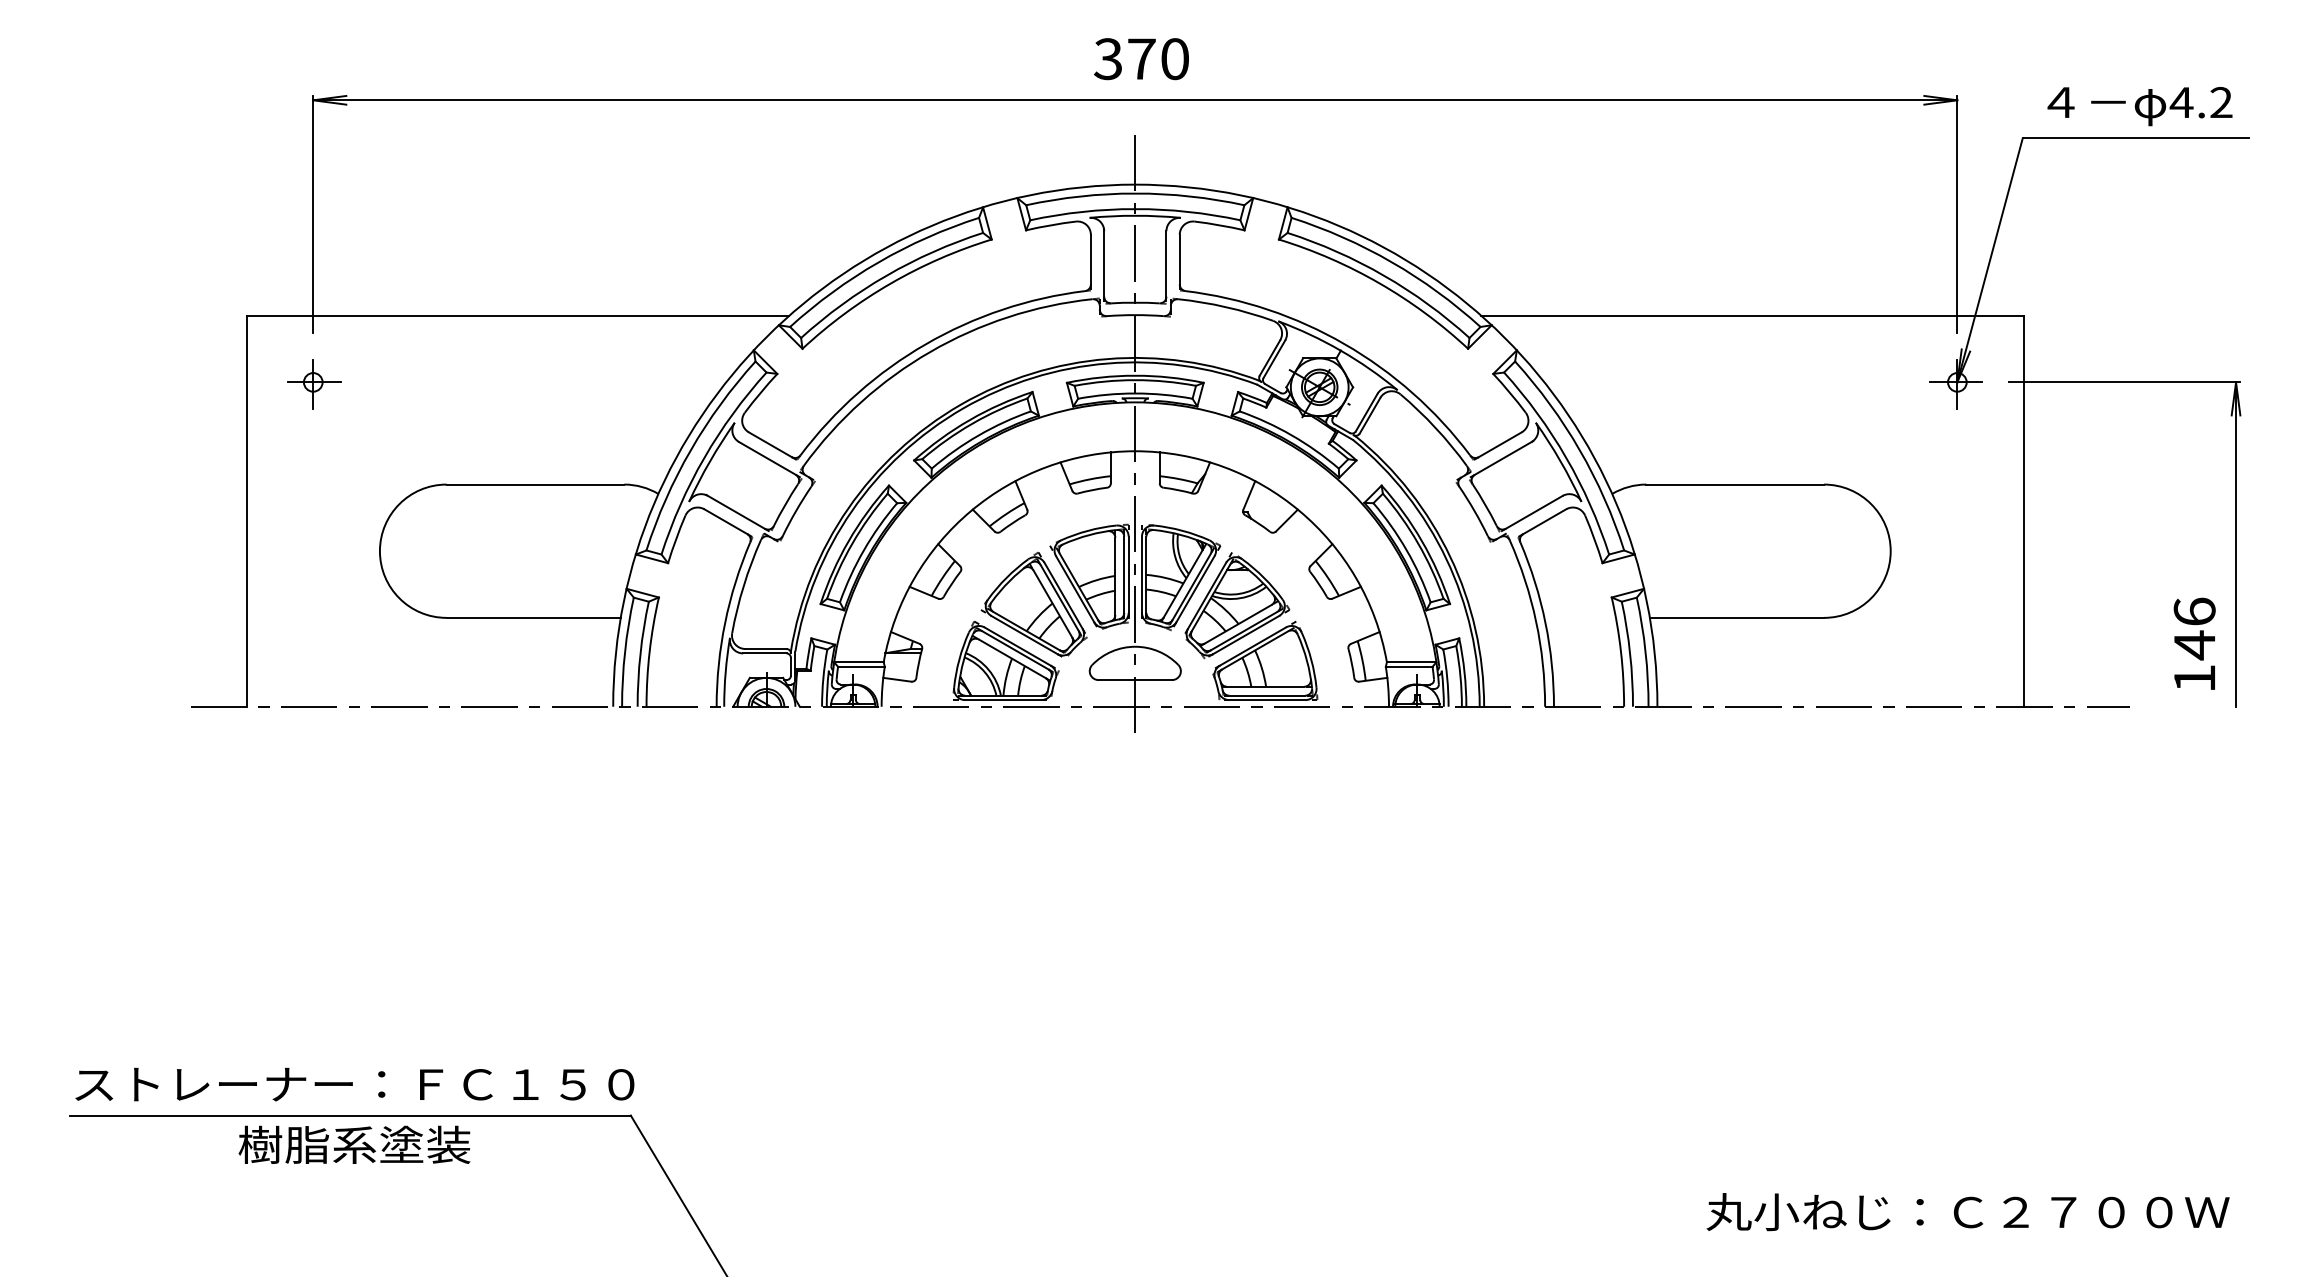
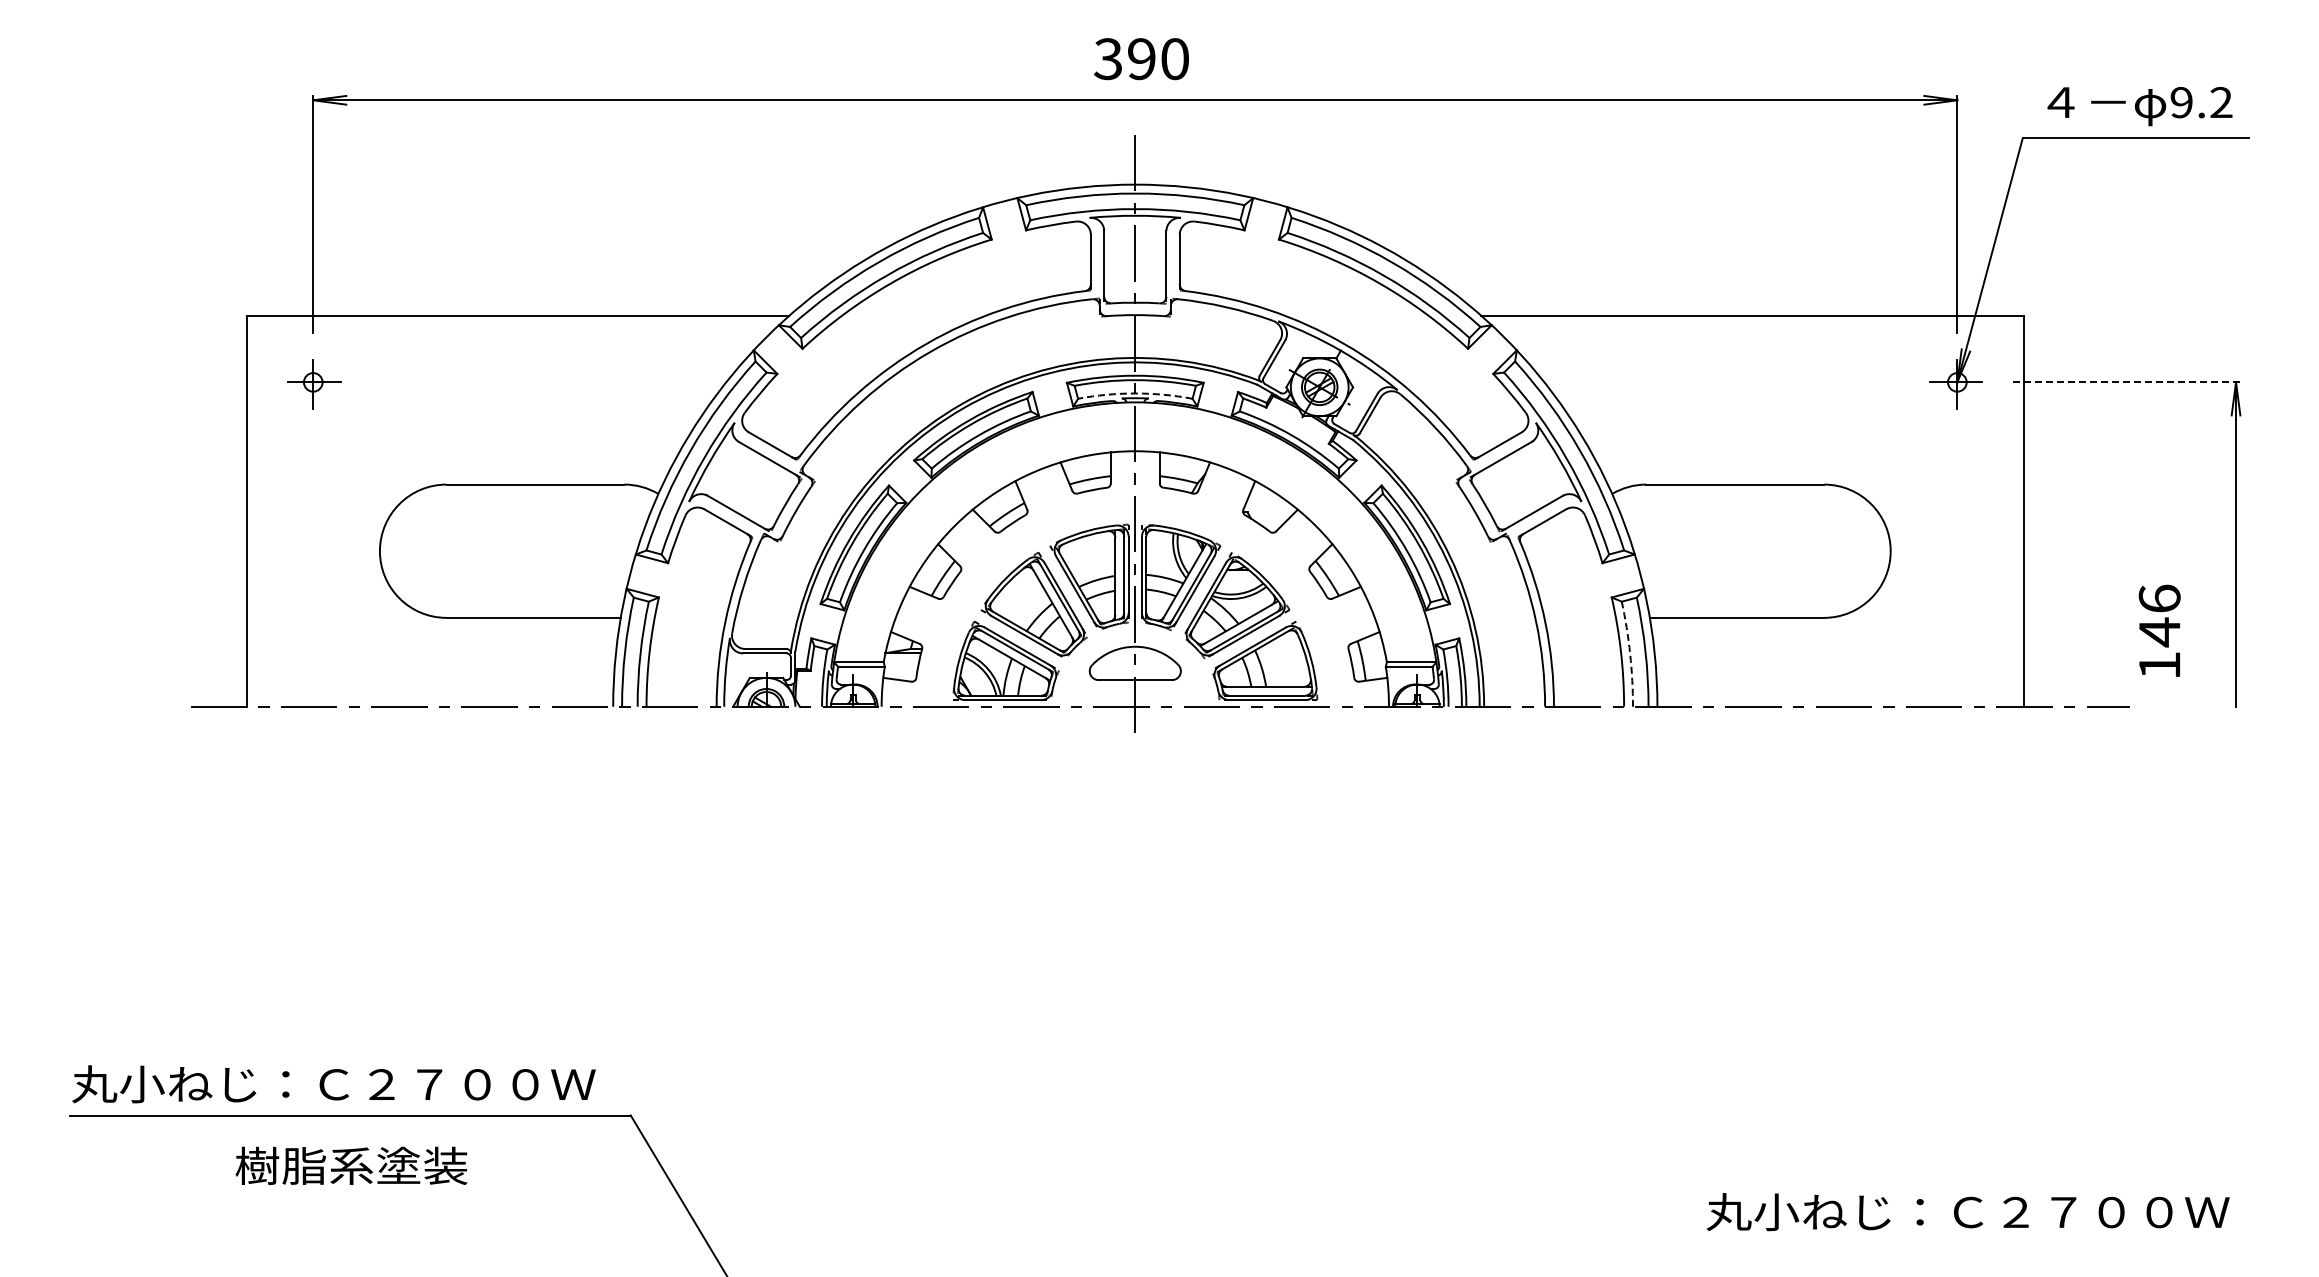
text: 370 -> 390 (1141, 59)
text: 4.2 -> 9.2 (2181, 102)
line: solid -> dashed (2124, 382)
arc: solid -> dashed (1135, 393)
text position: (2194, 643) -> (2159, 630) (2159, 630)
arc: solid -> dashed (1630, 653)
text: ストレーナー：ＦＣ１５０ -> 丸小ねじ：Ｃ２７００Ｗ (353, 1084)
text position: (354, 1144) -> (351, 1165) (351, 1165)
